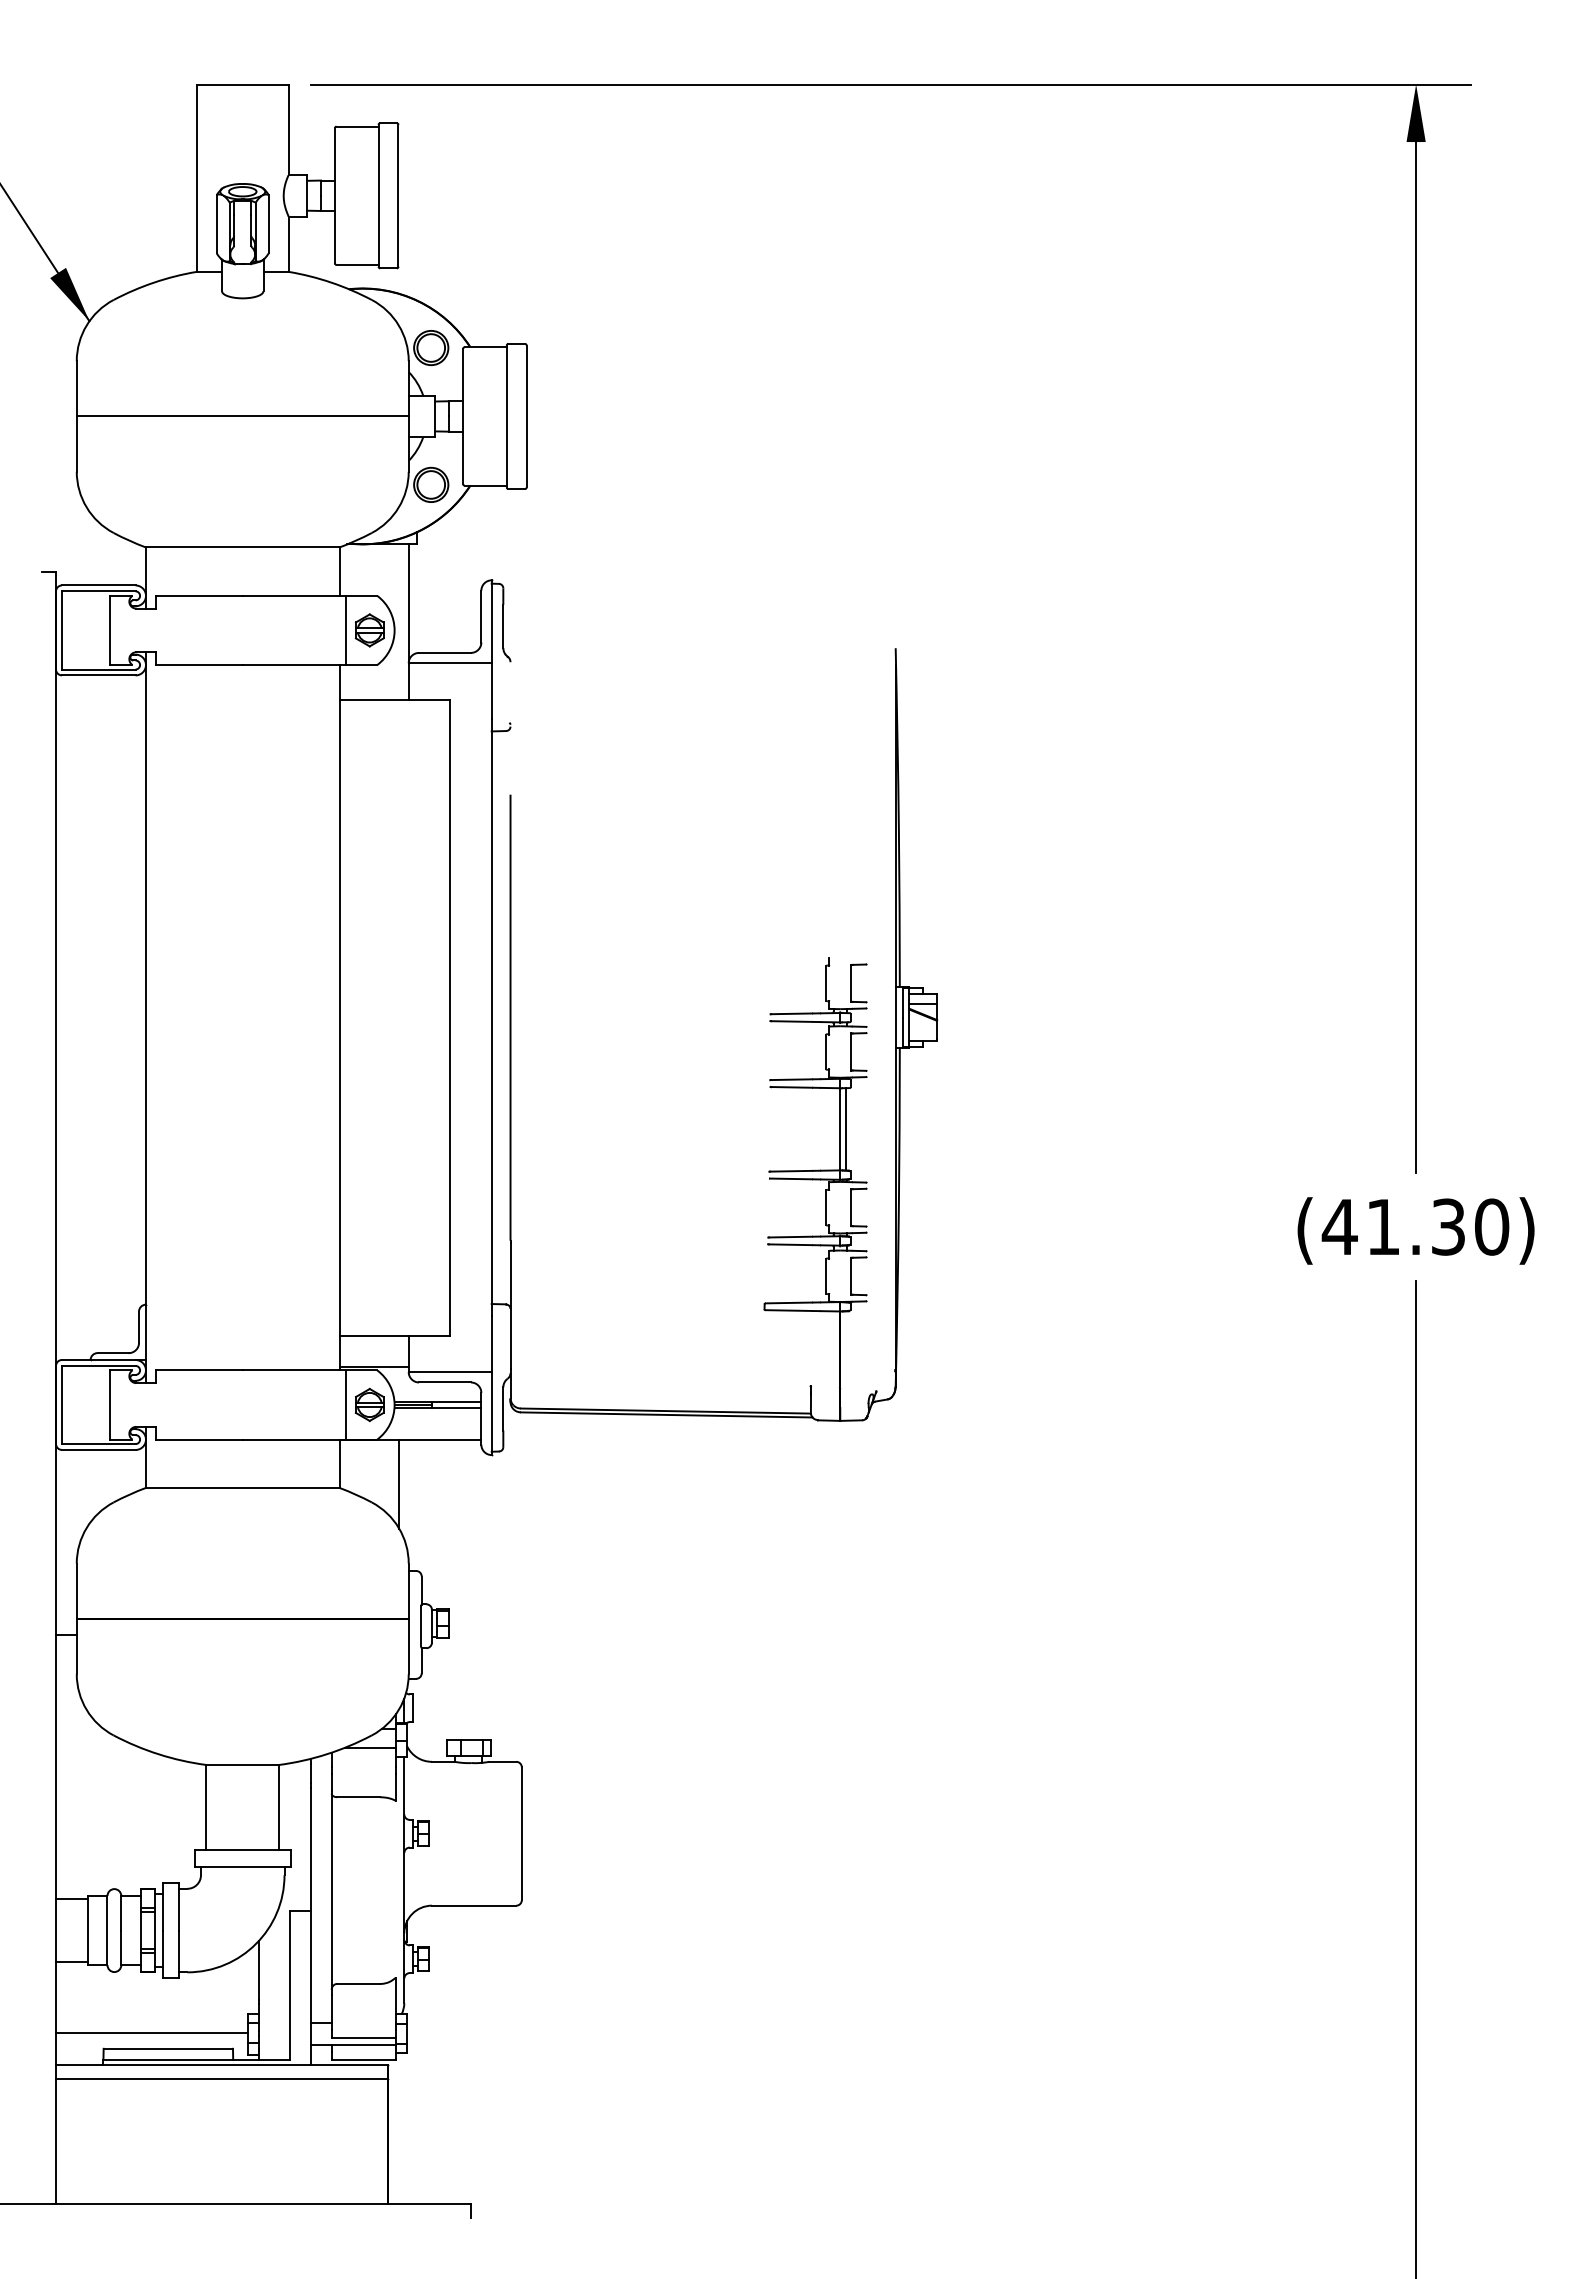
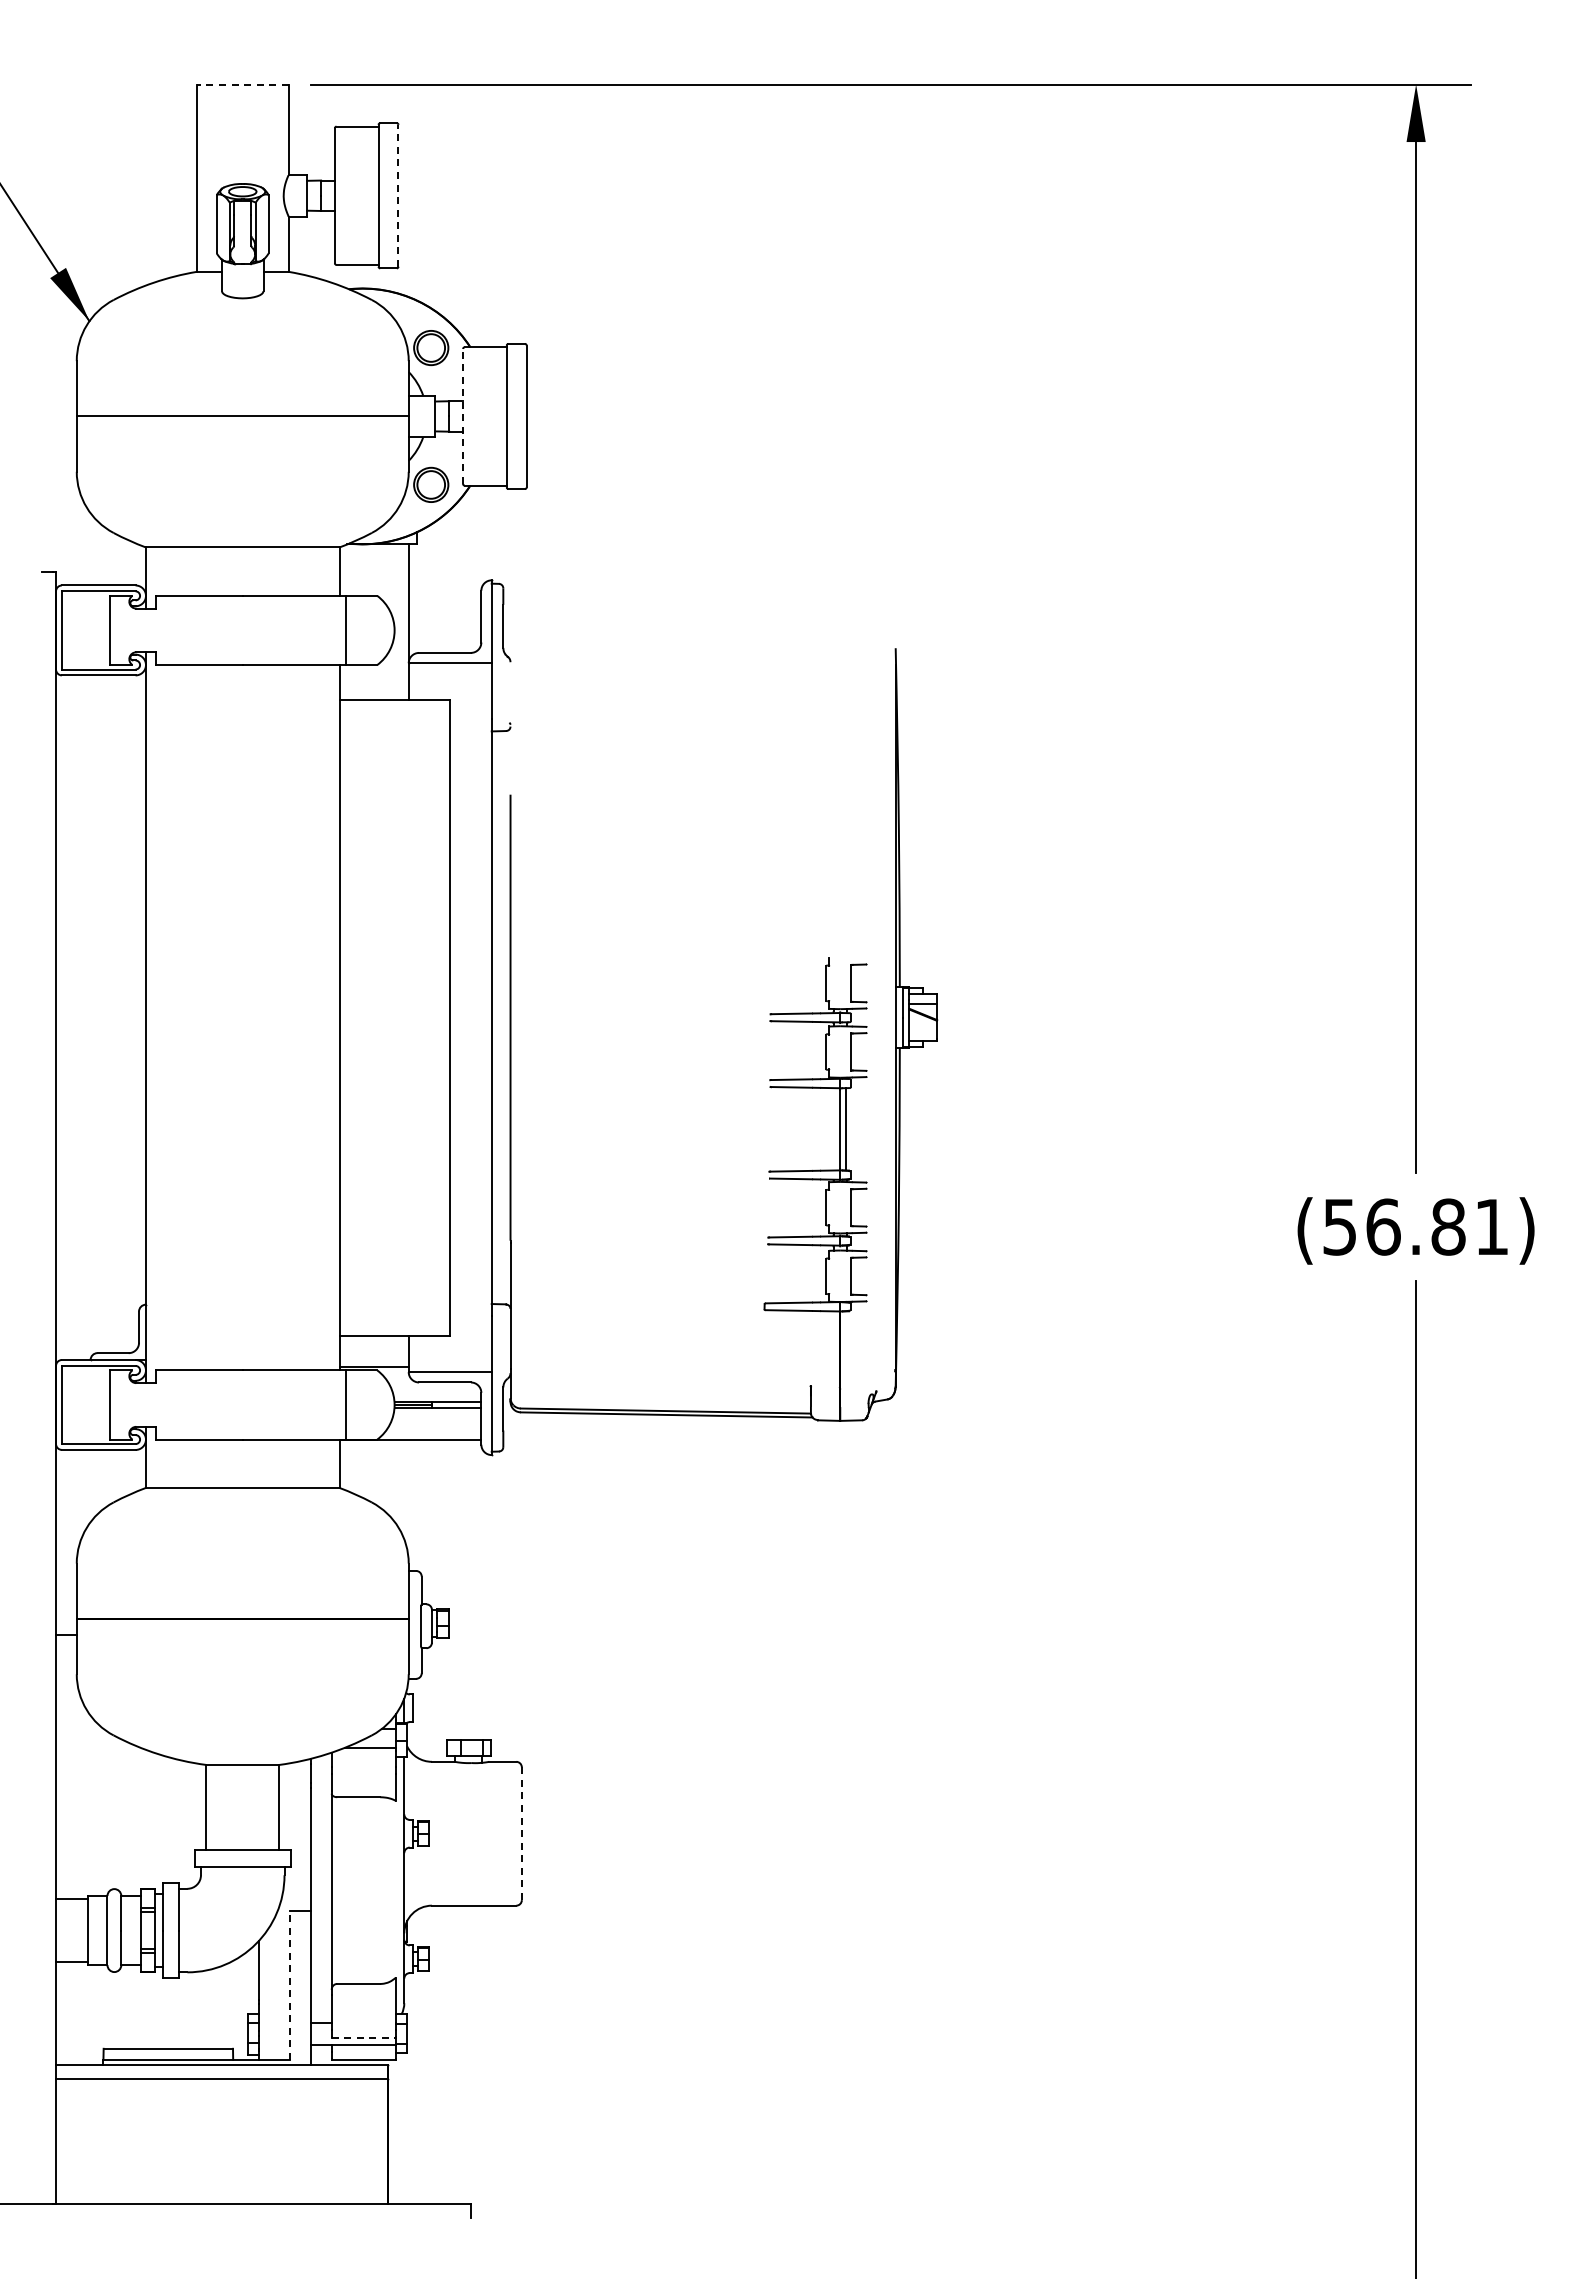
line: solid -> dashed (242, 84)
line: solid -> dashed (398, 195)
line: solid -> dashed (463, 415)
part: present -> none (369, 630)
text: (41.30) -> (56.81) (1415, 1226)
part: present -> none (369, 1404)
line: present -> none (399, 1483)
line: solid -> dashed (521, 1834)
line: solid -> dashed (289, 1985)
line: present -> none (152, 2032)
line: solid -> dashed (364, 2037)
